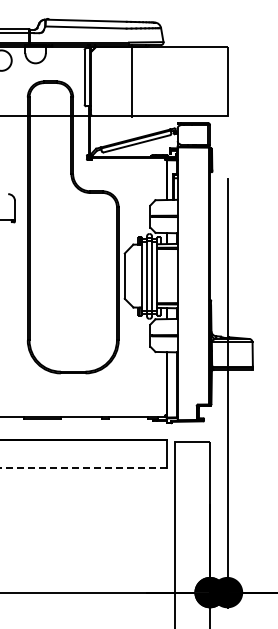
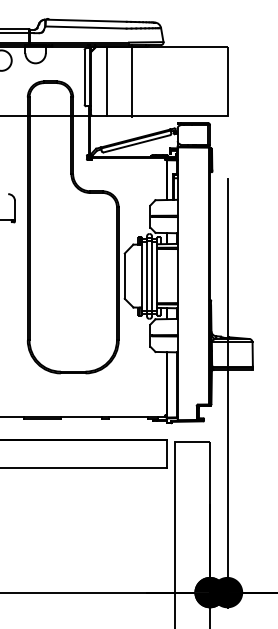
line: none -> present (107, 81)
line: dashed -> solid (82, 468)
